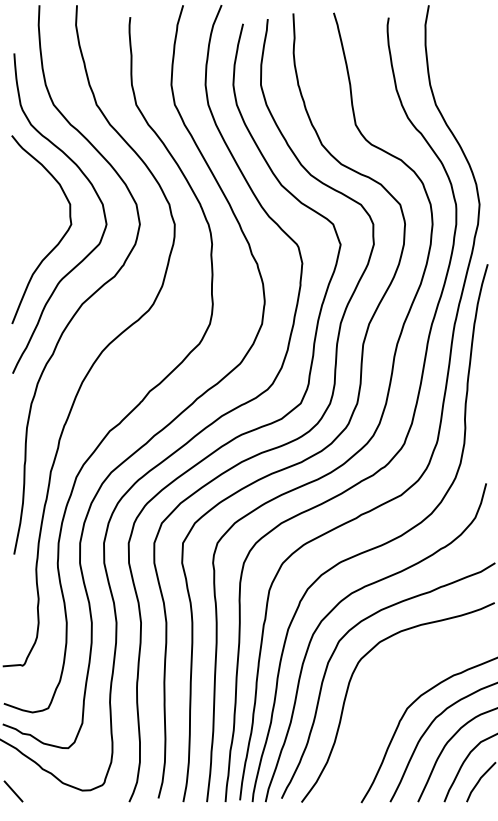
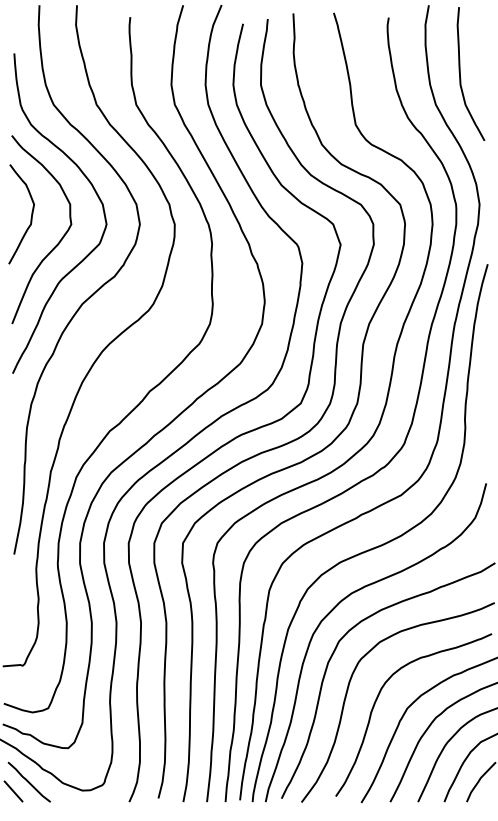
curve: none -> present (460, 73)
curve: none -> present (30, 217)
curve: none -> present (376, 702)
line: none -> present (28, 781)
